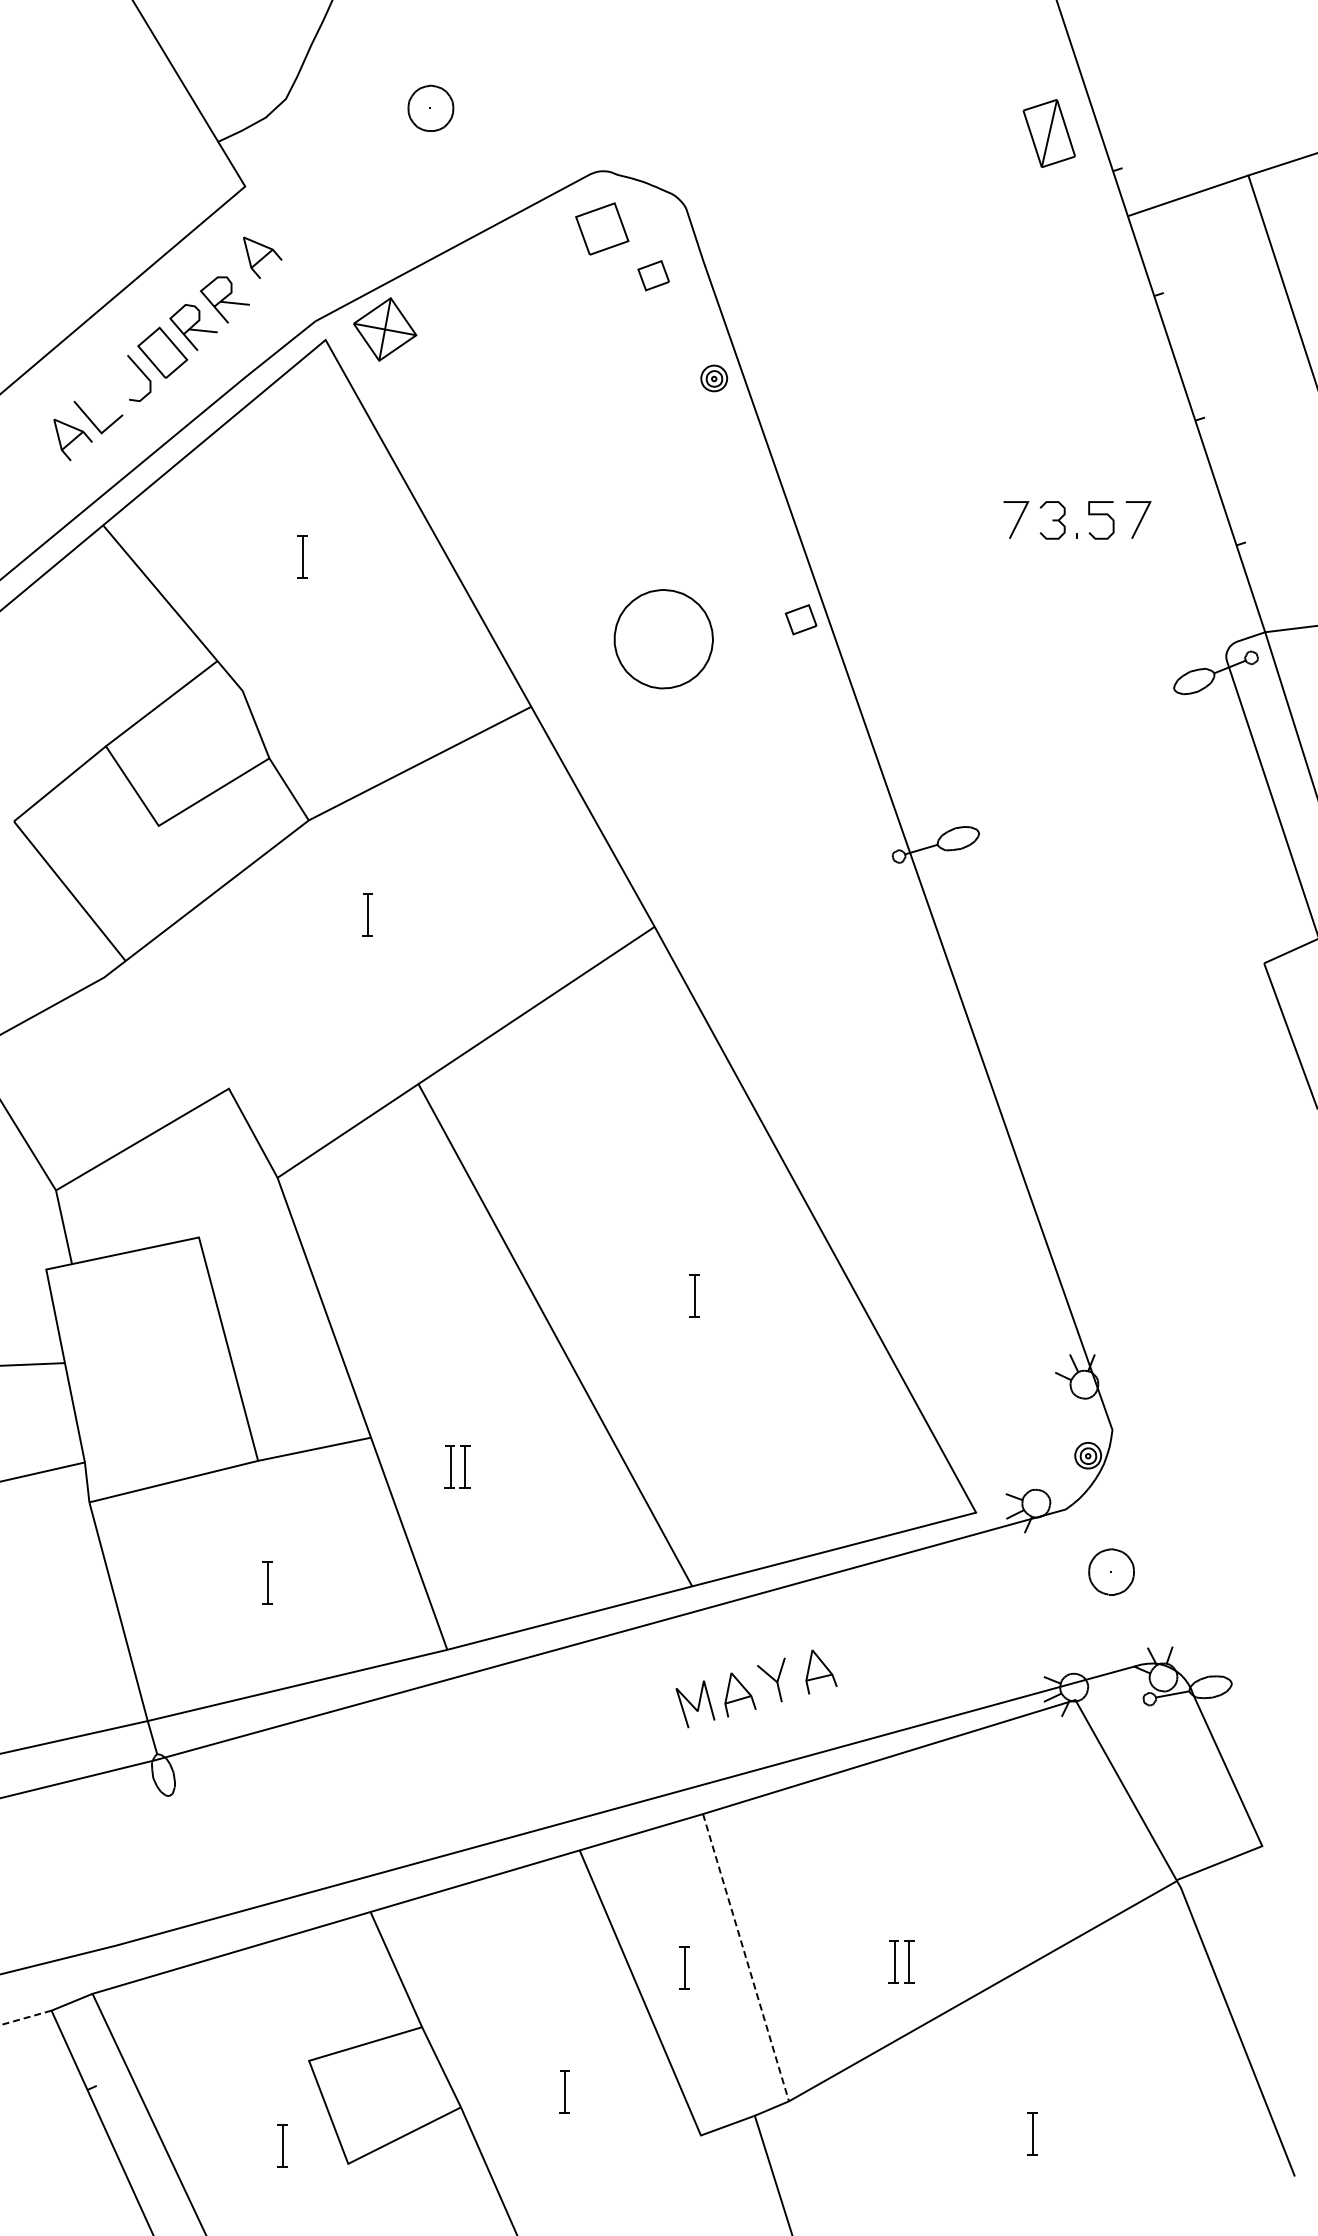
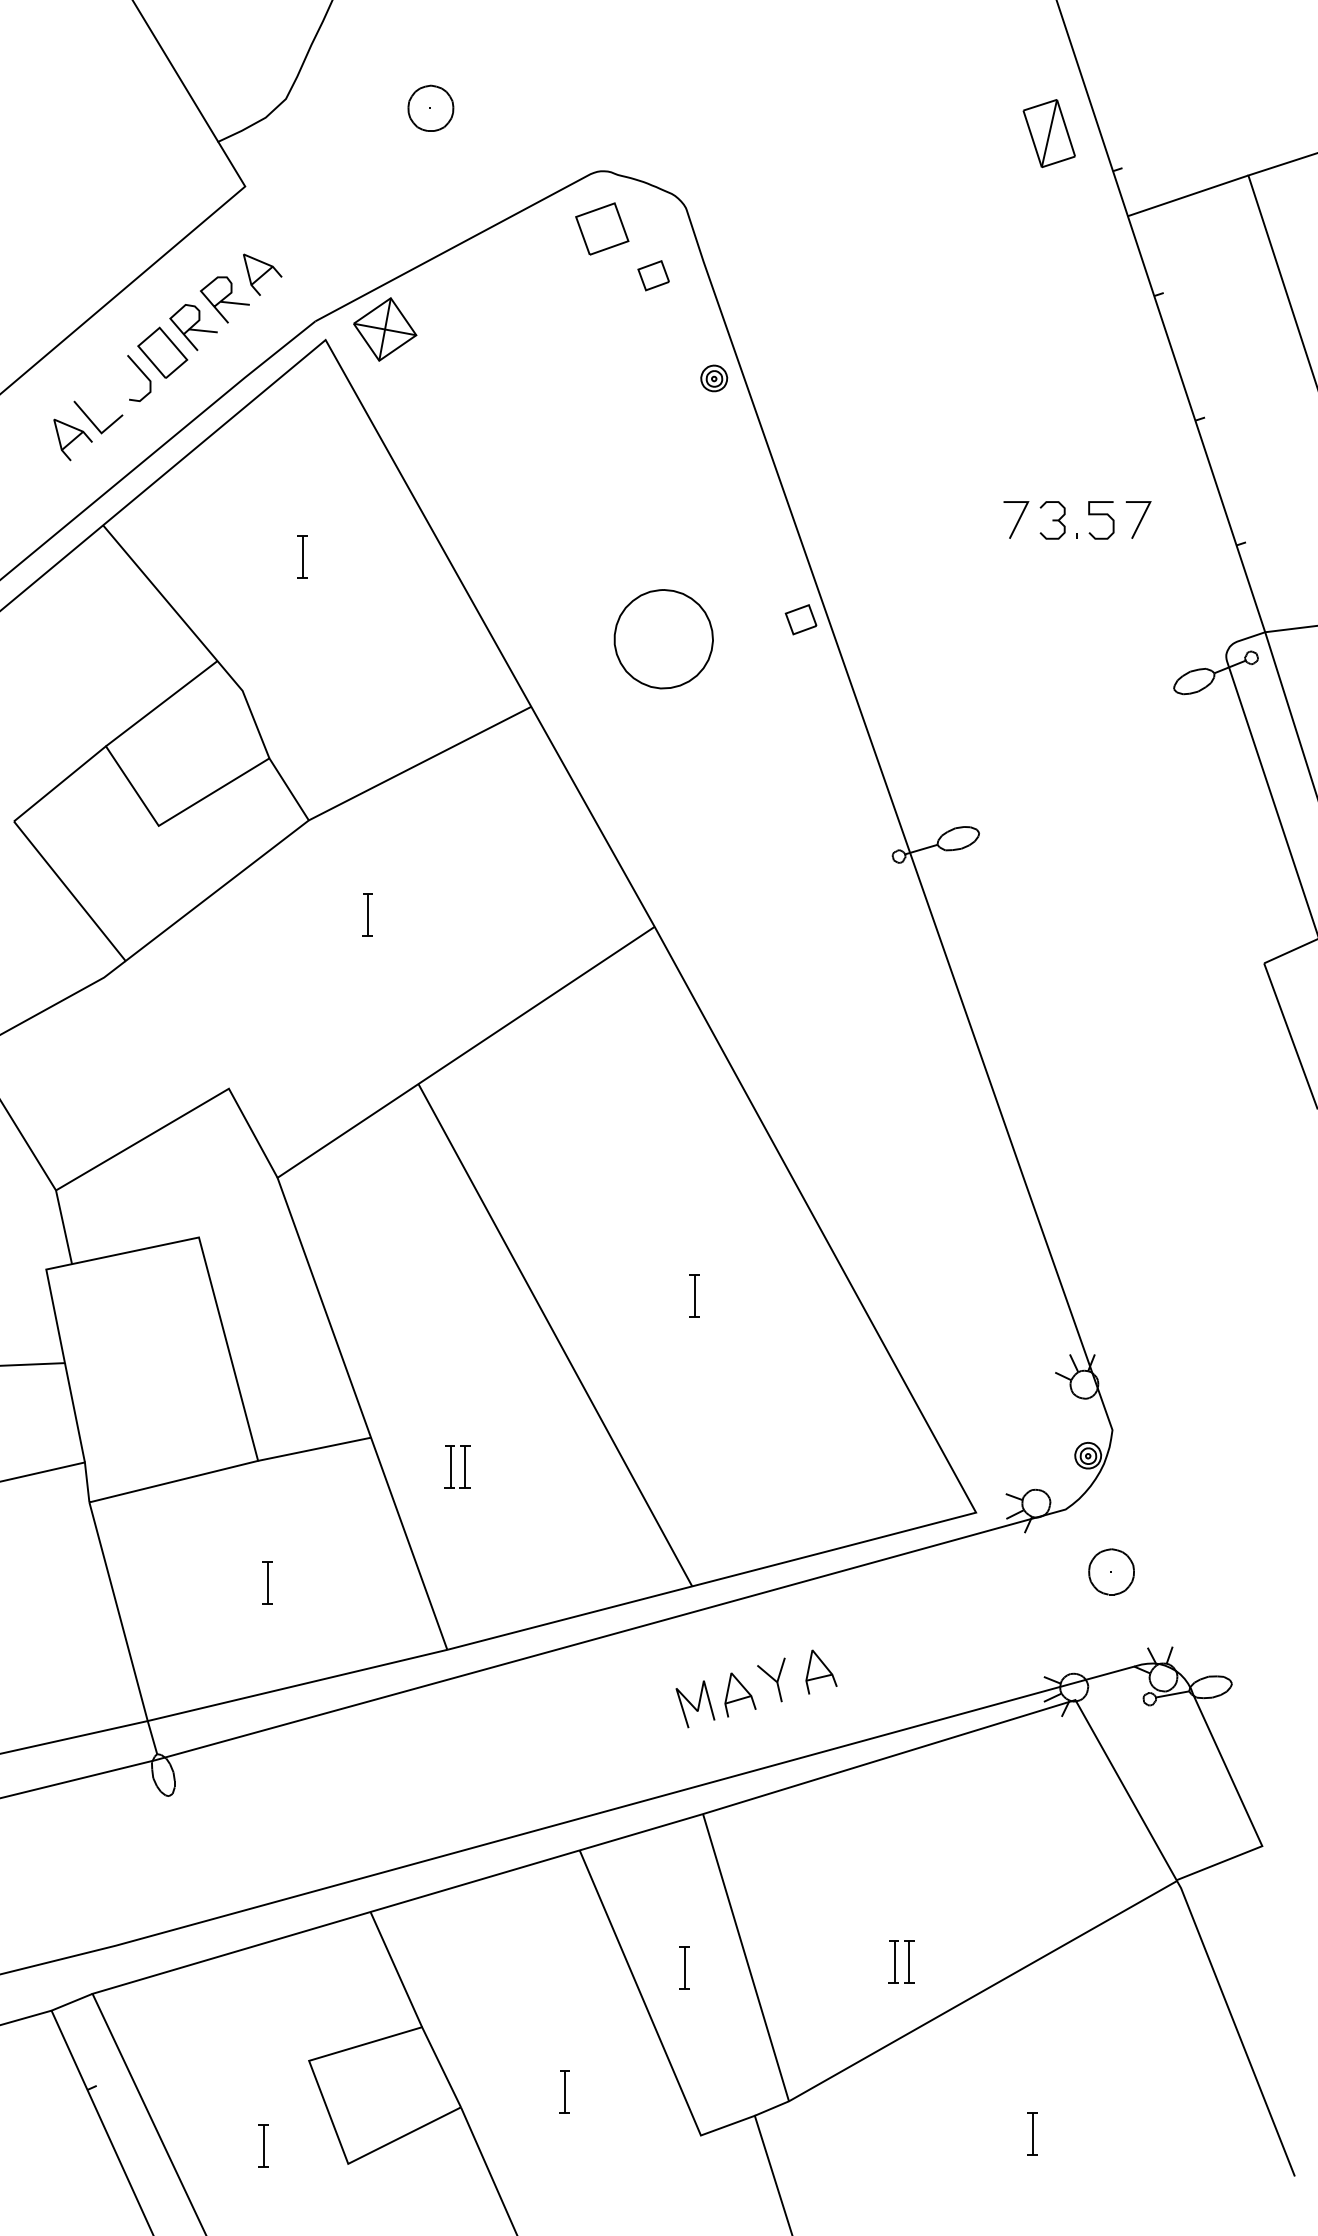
part position: (262, 257) -> (262, 274) (262, 274)
line: dashed -> solid (746, 1957)
line: dashed -> solid (25, 2018)
part position: (282, 2145) -> (263, 2145) (263, 2145)
